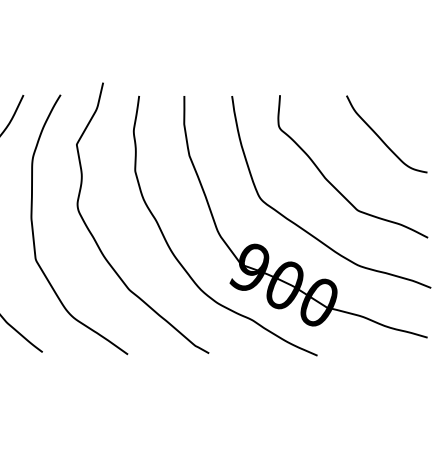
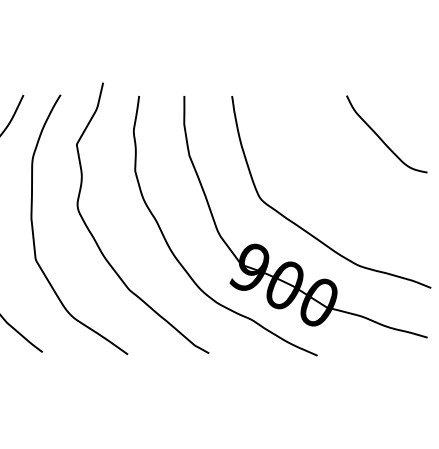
curve: present -> none (333, 185)
